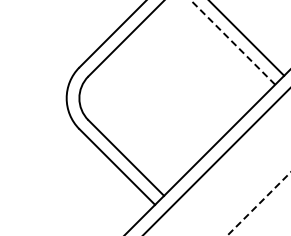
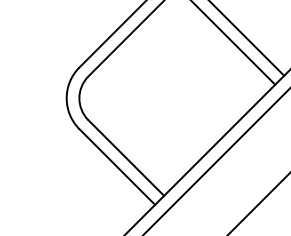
line: dashed -> solid (232, 42)
line: dashed -> solid (258, 204)
